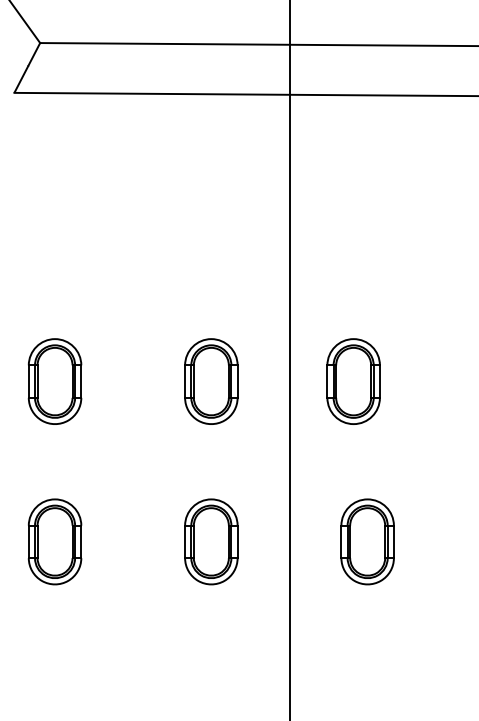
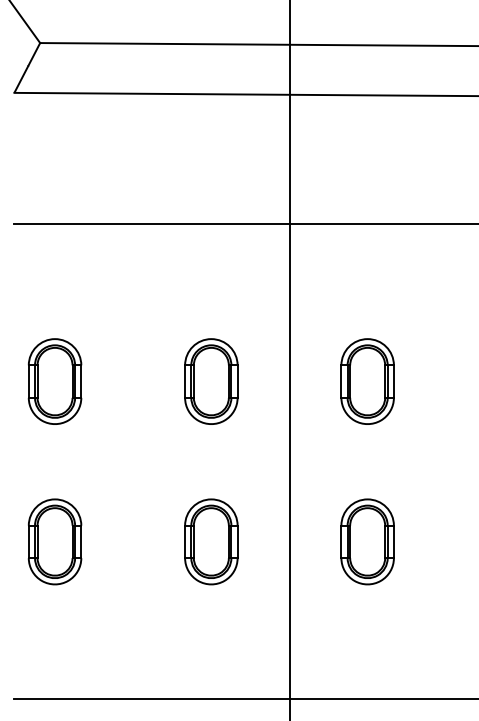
line: none -> present (244, 224)
part position: (353, 381) -> (367, 381) (367, 381)
line: none -> present (244, 699)
